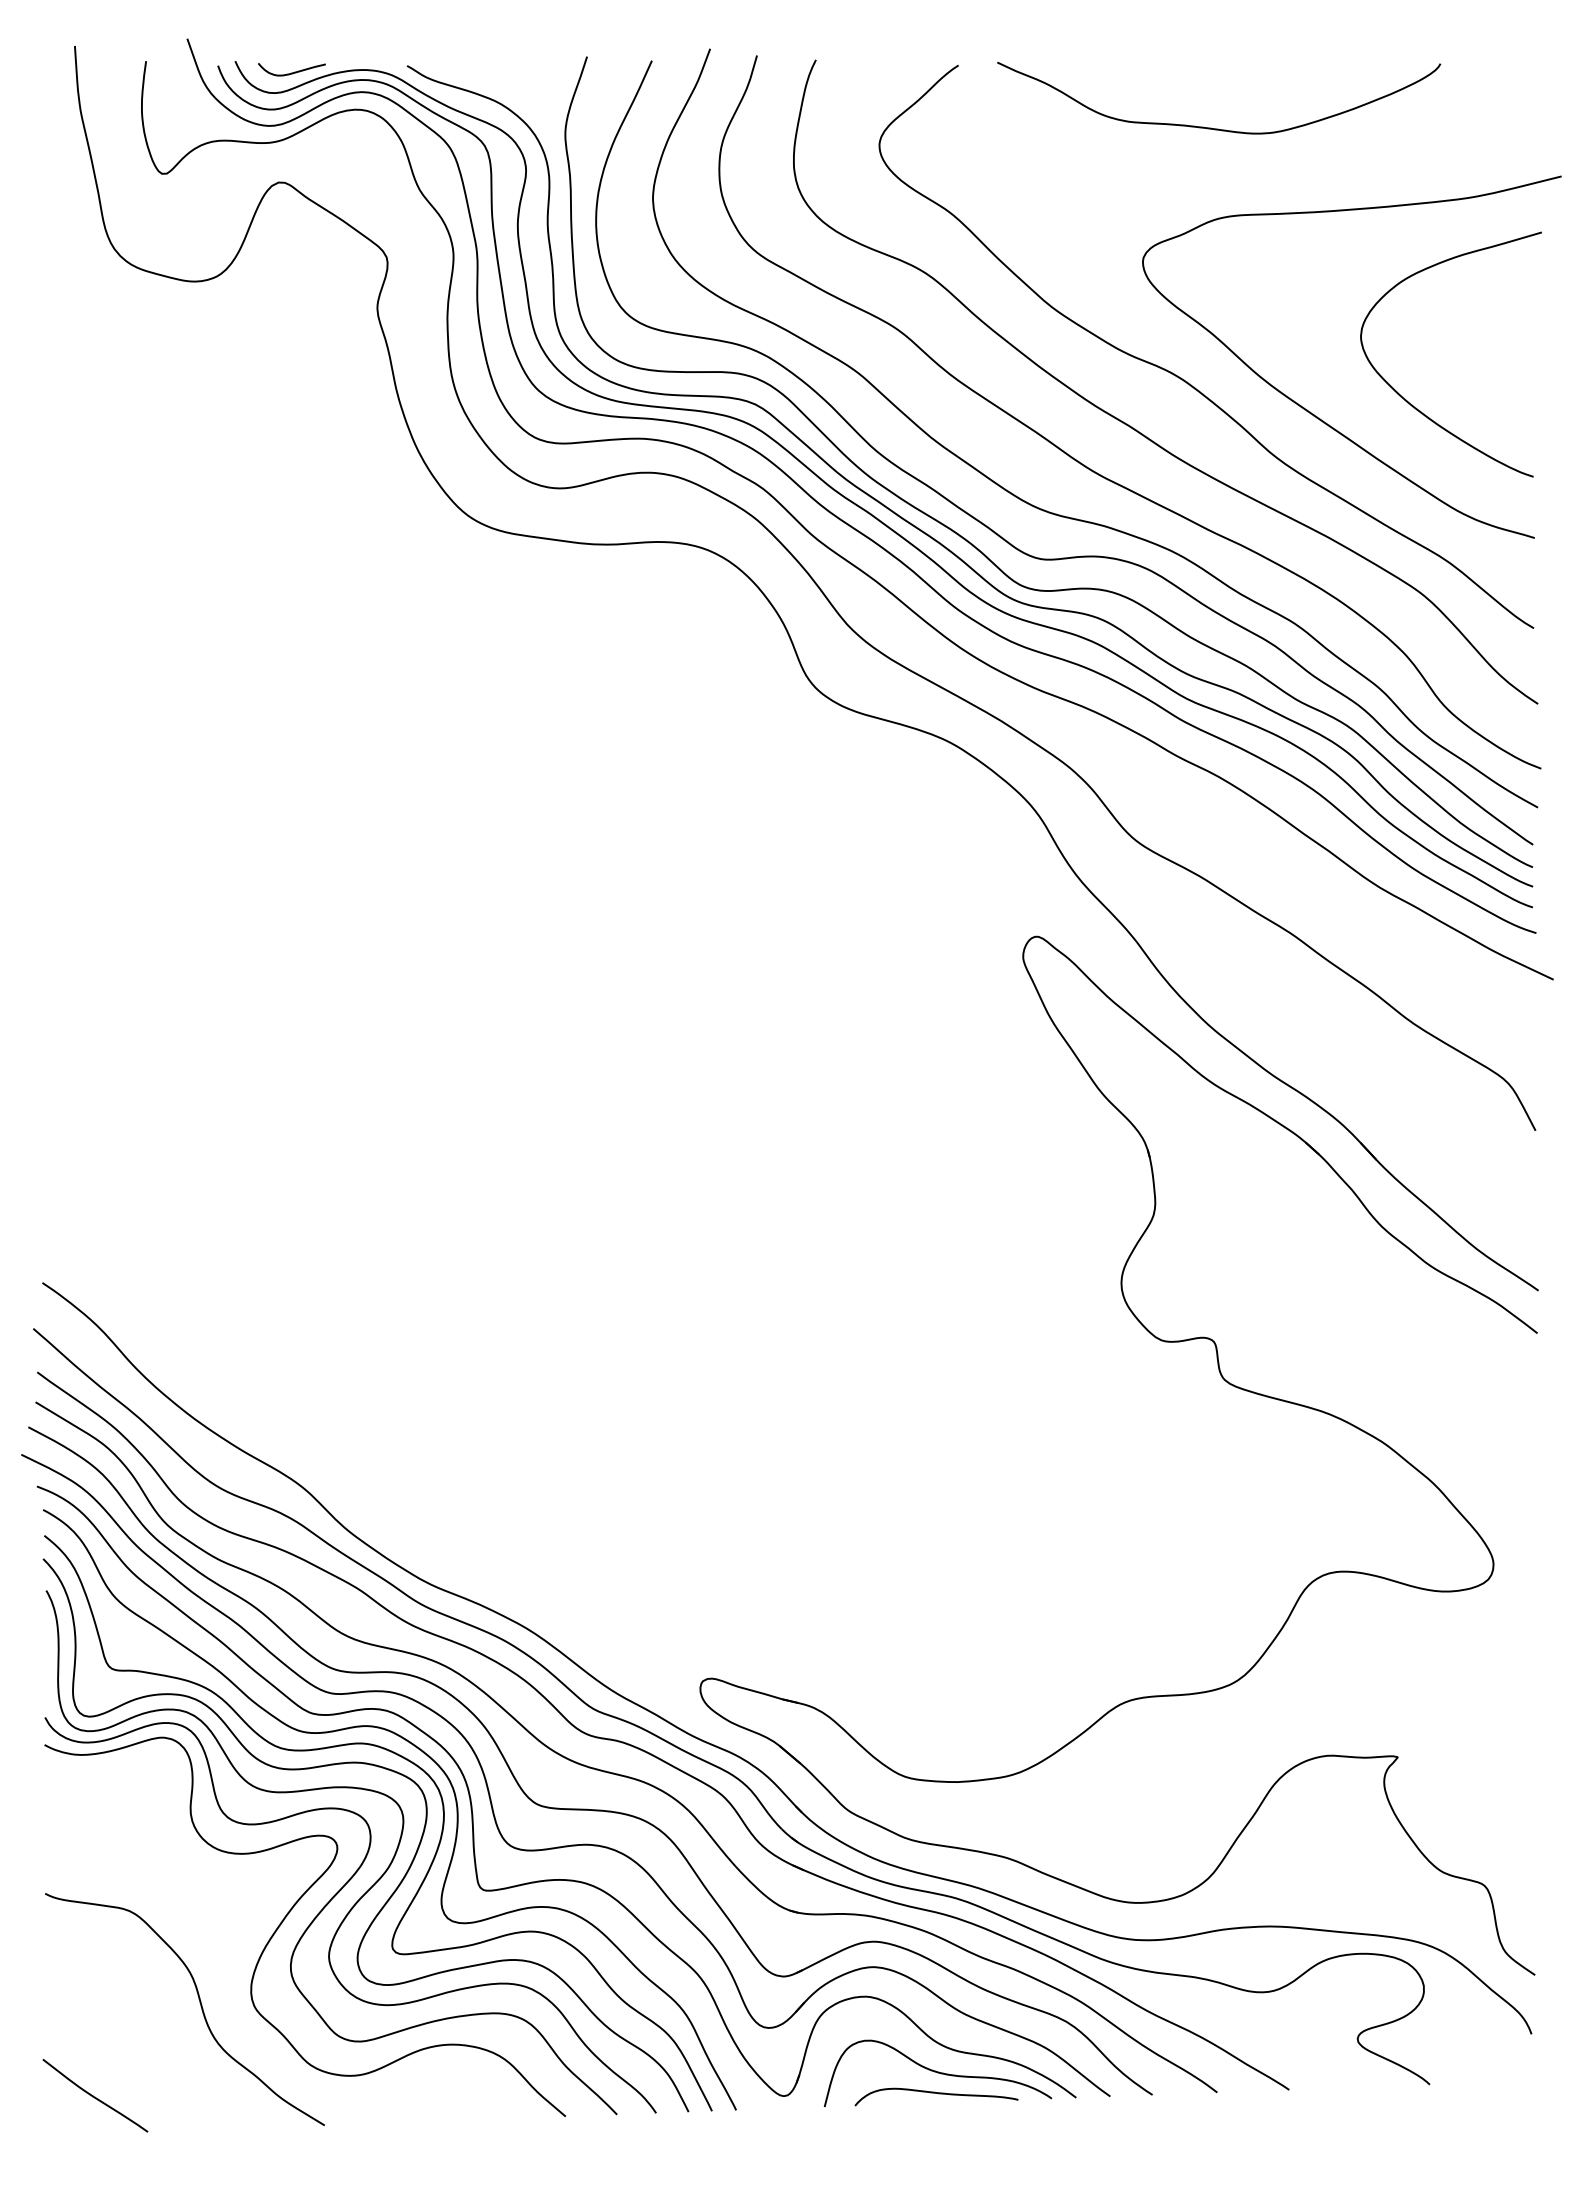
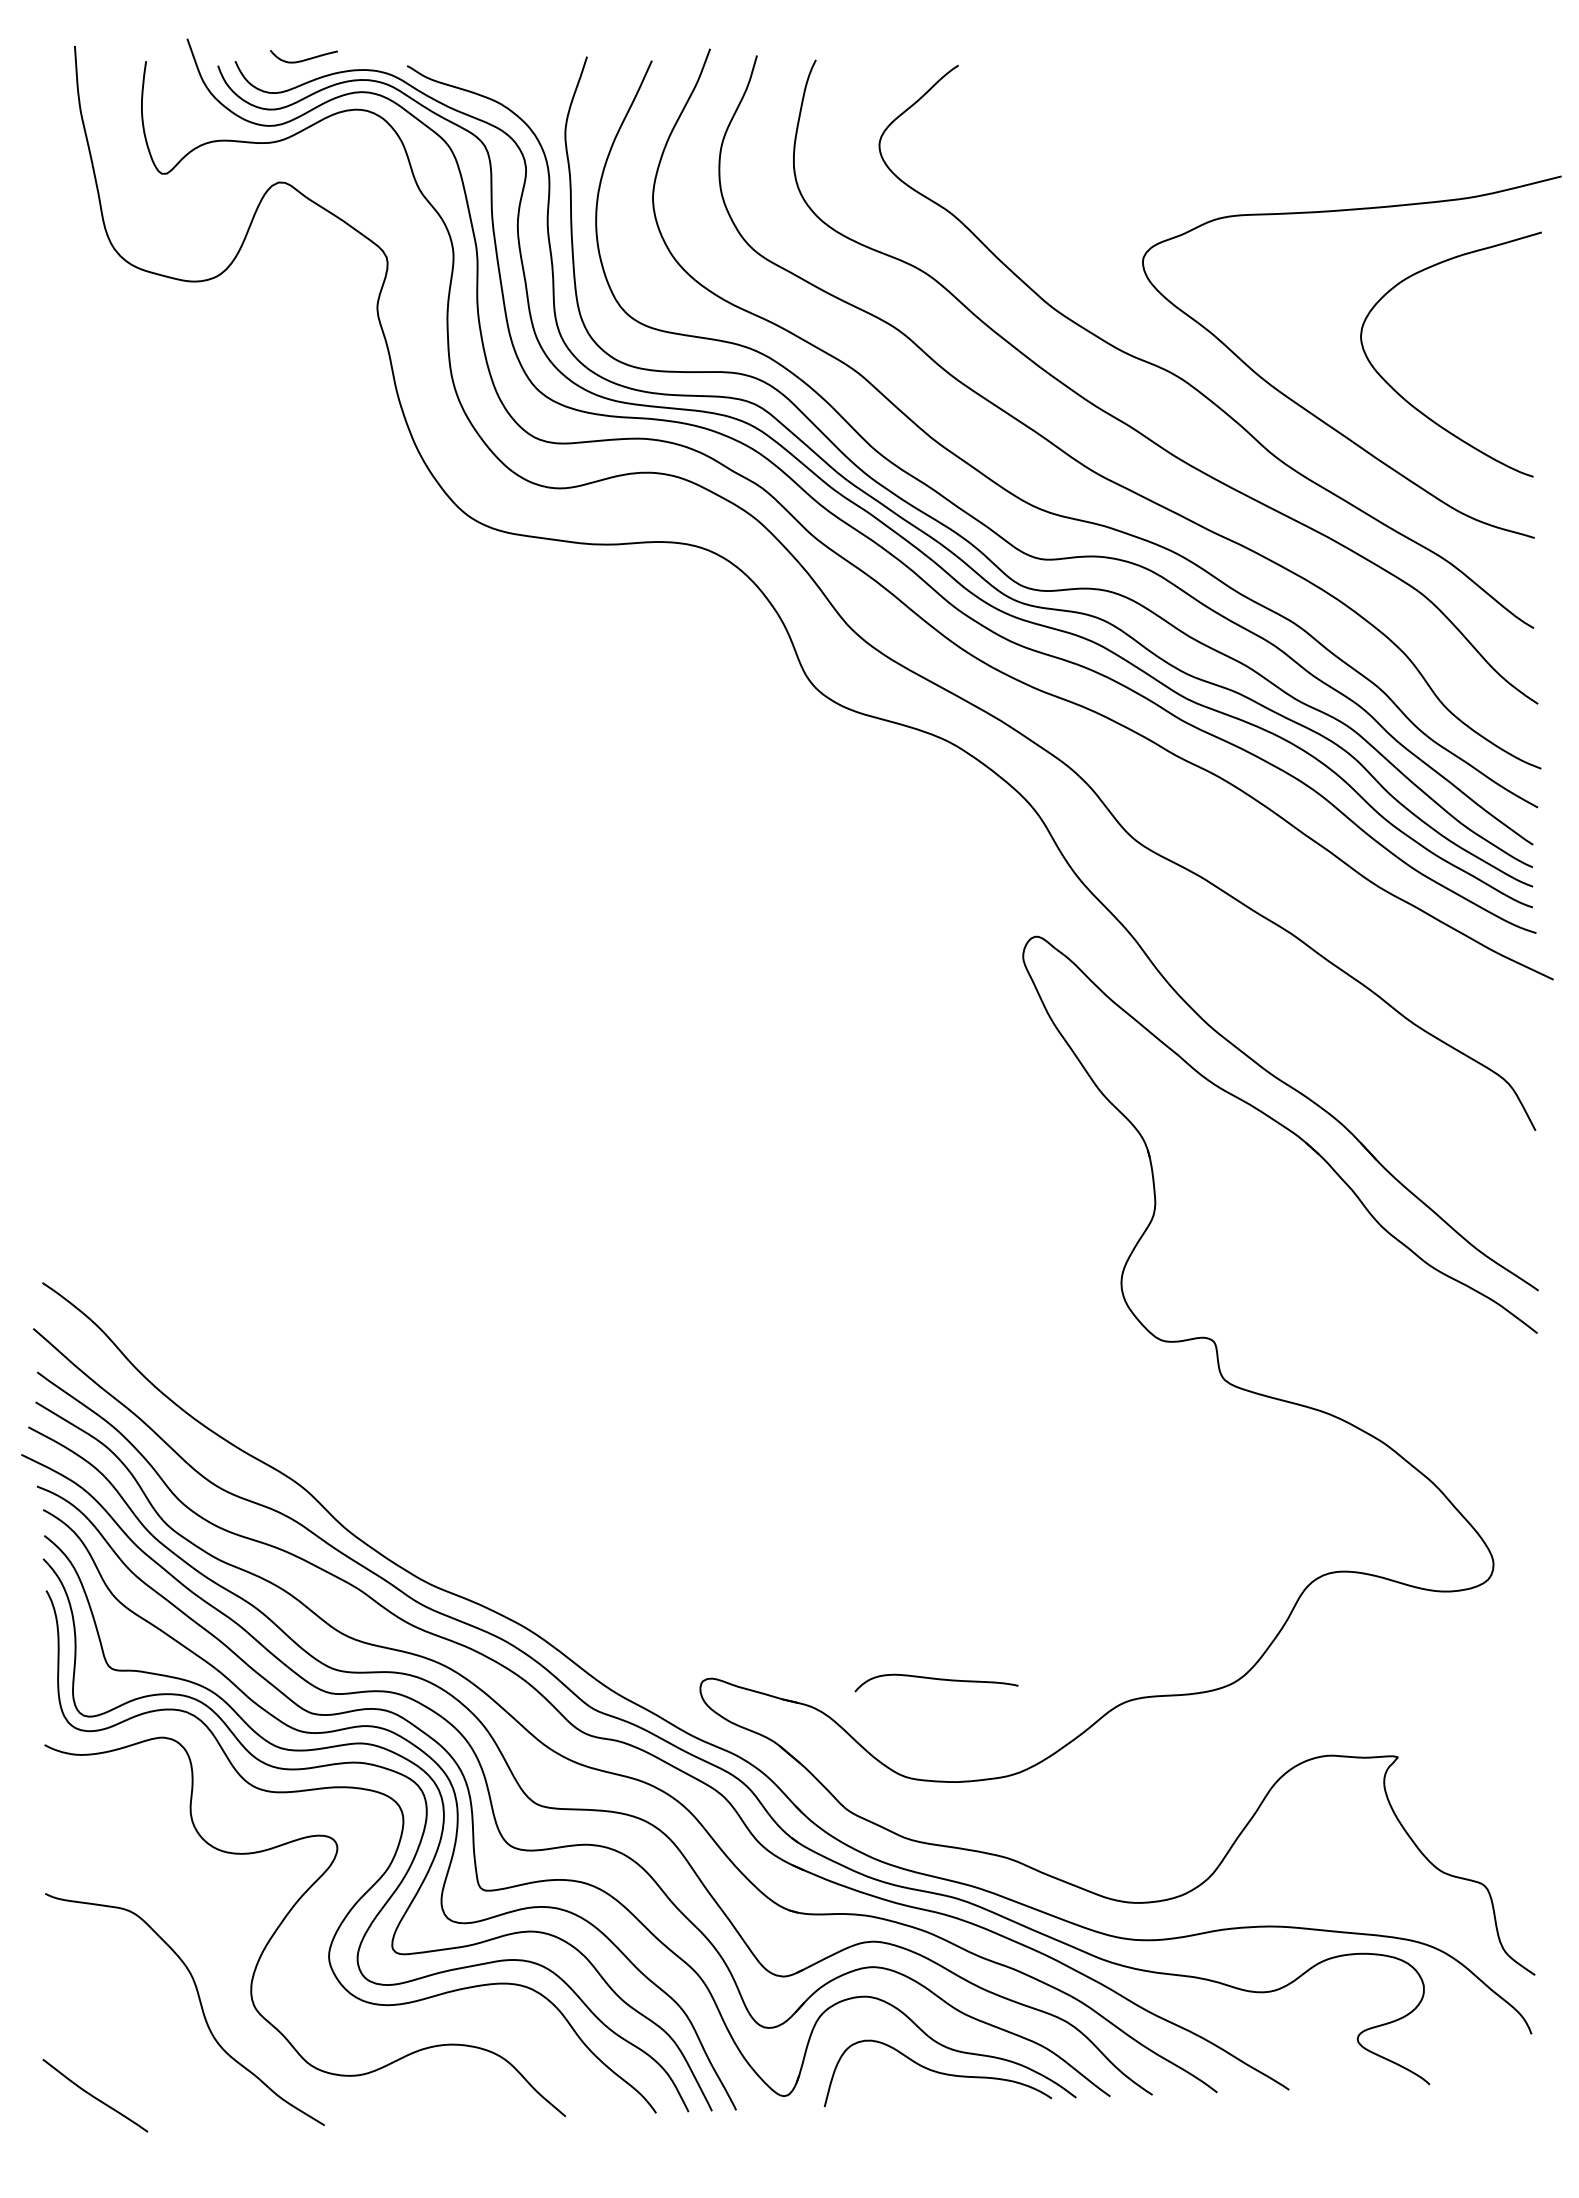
curve position: (291, 72) -> (303, 59) (303, 59)
curve: present -> none (1218, 128)
curve: present -> none (322, 1911)
curve position: (938, 2094) -> (938, 1680) (938, 1680)
